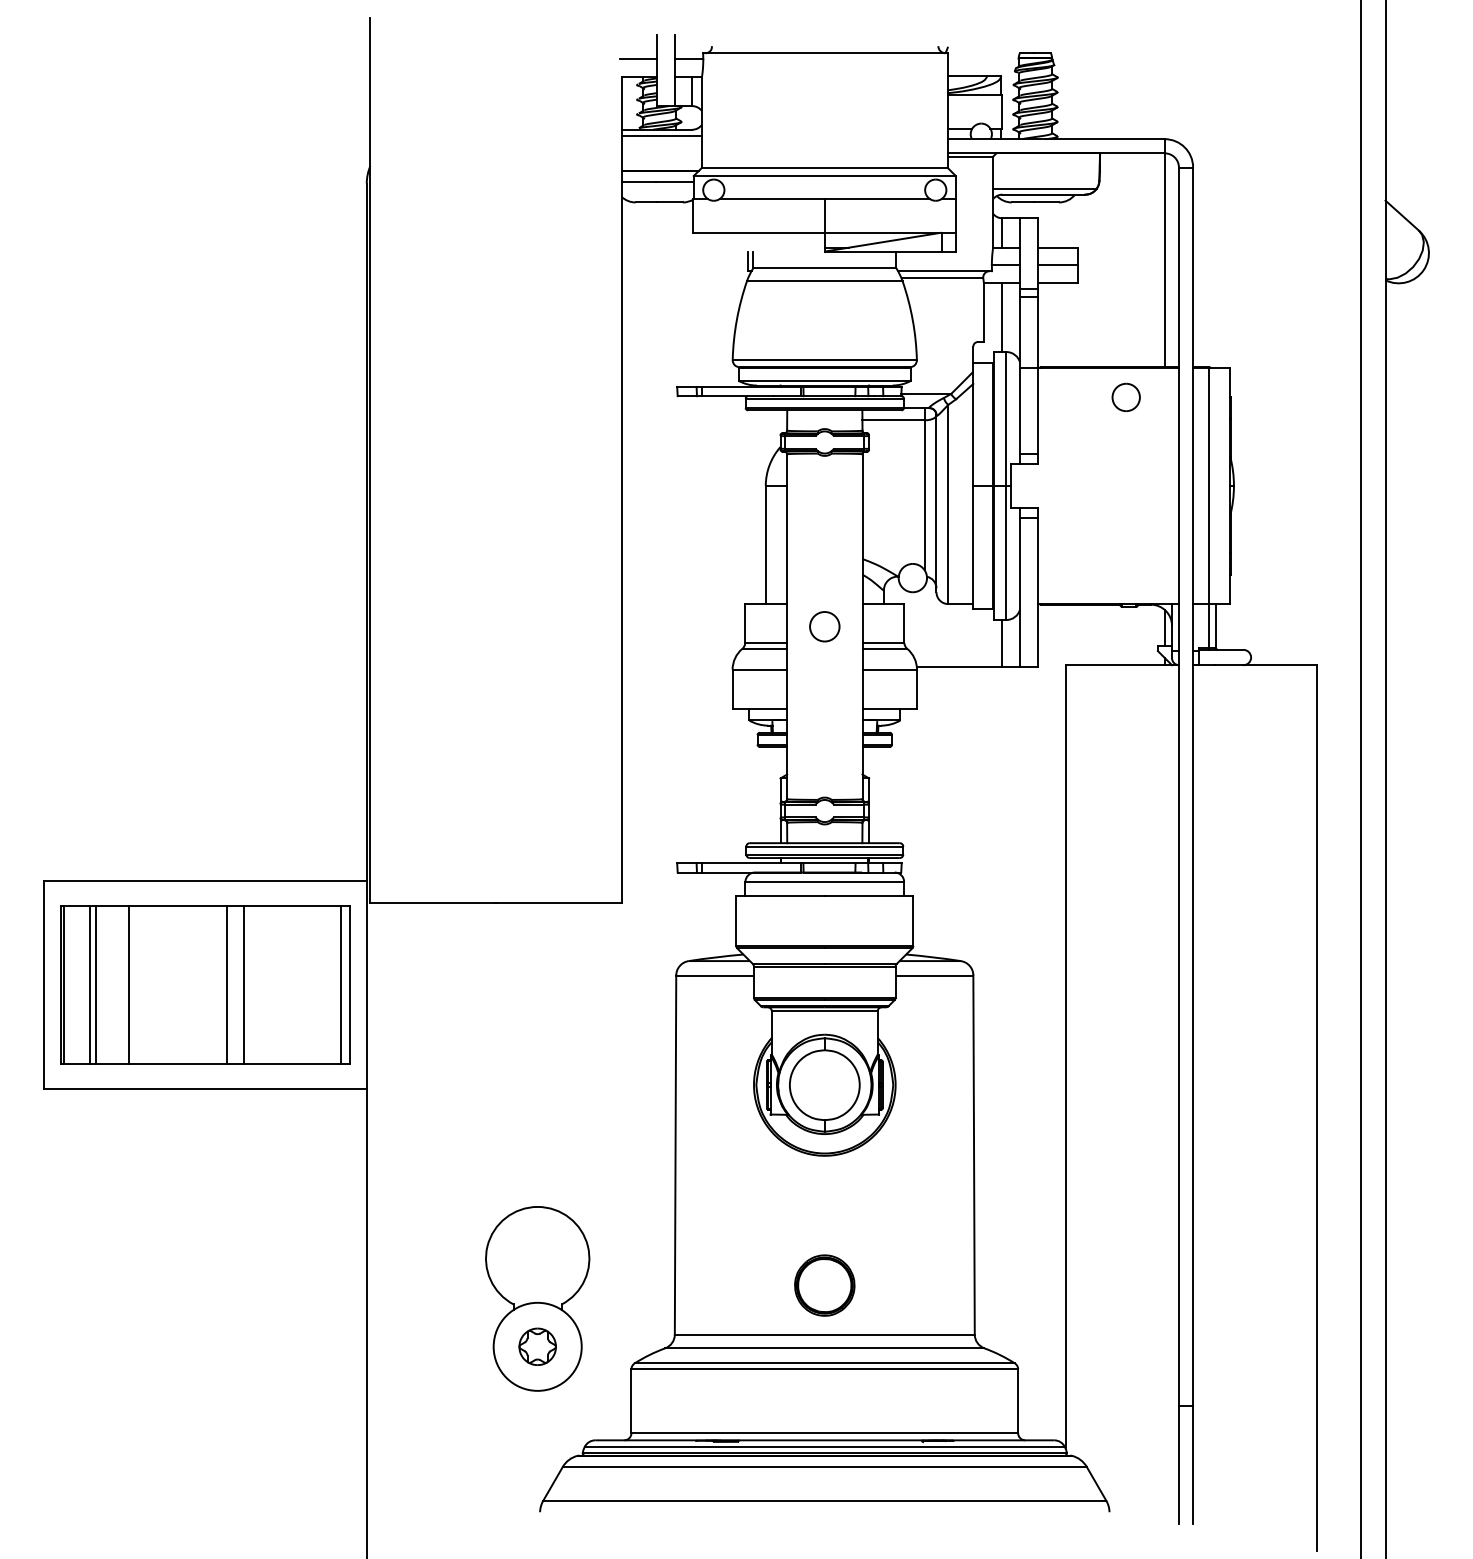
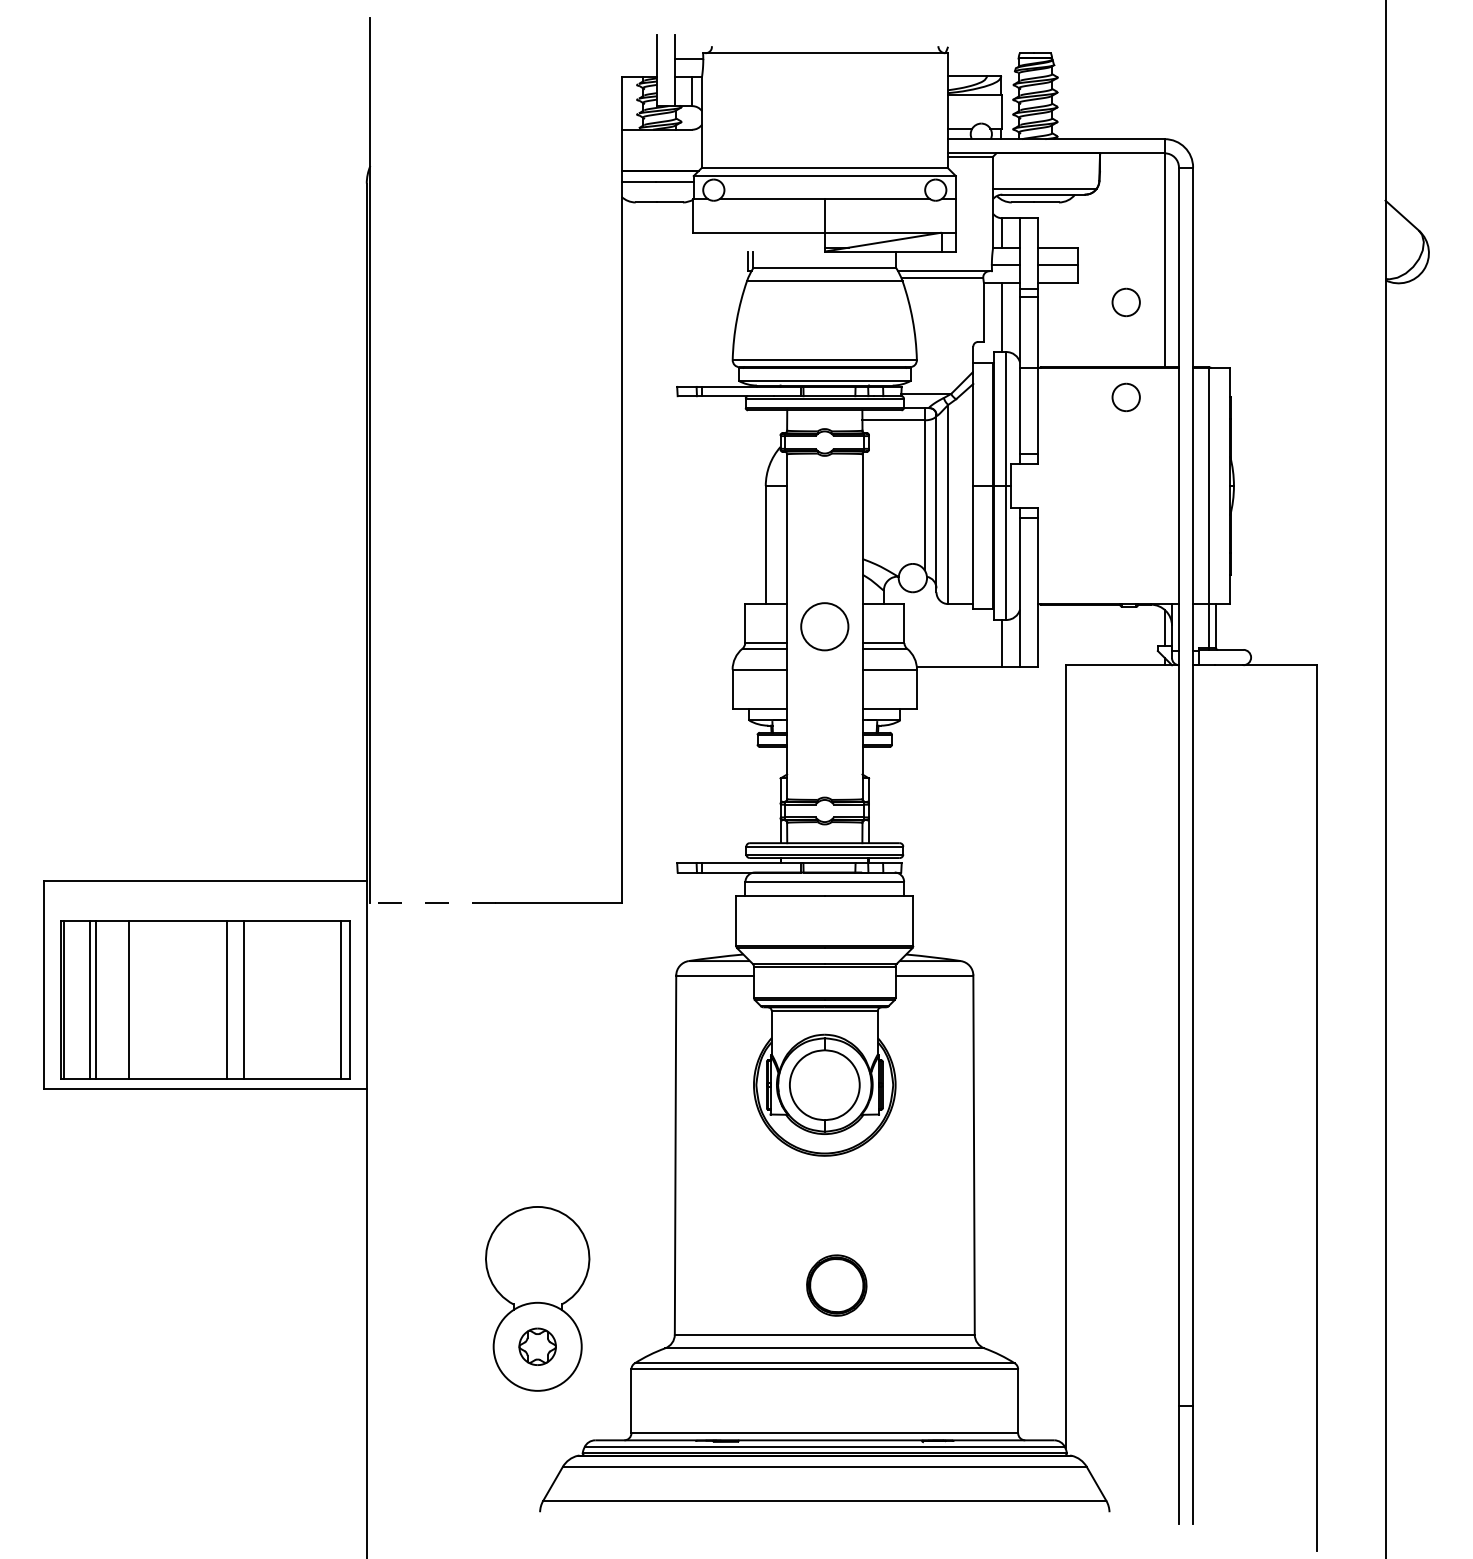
line: present -> none (638, 59)
line: present -> none (661, 135)
part: none -> present (1125, 302)
circle diameter: 30 px -> 47 px (824, 626)
line: present -> none (1361, 778)
line: solid -> dashed (433, 902)
part position: (205, 984) -> (205, 999) (205, 999)
part position: (824, 1285) -> (836, 1285) (836, 1285)
